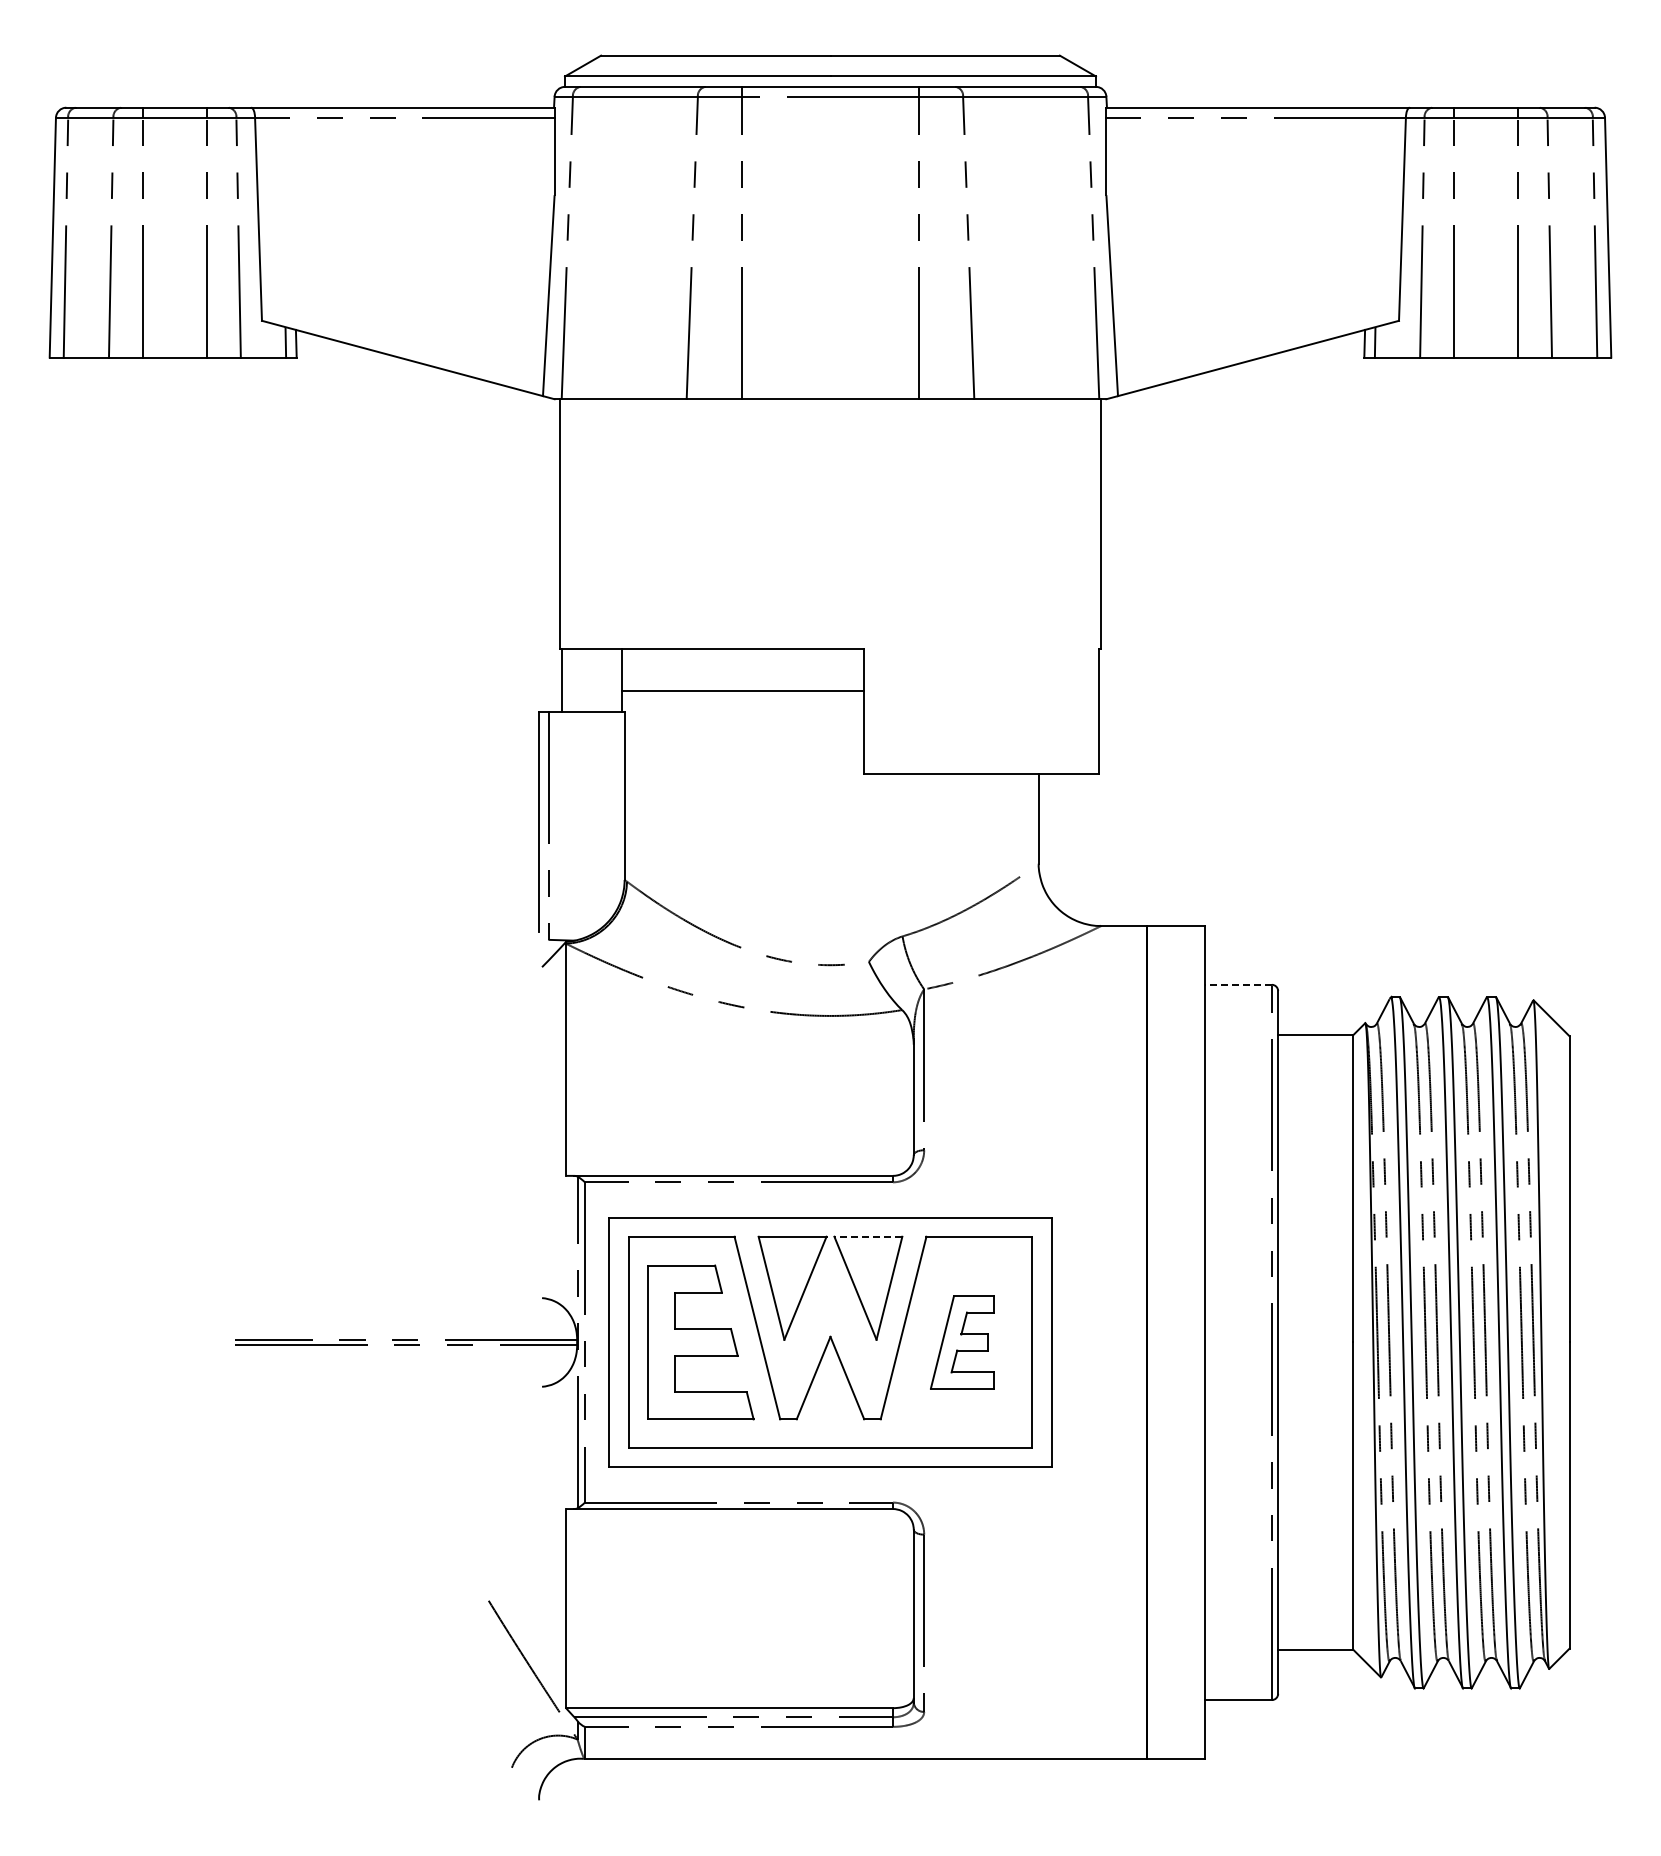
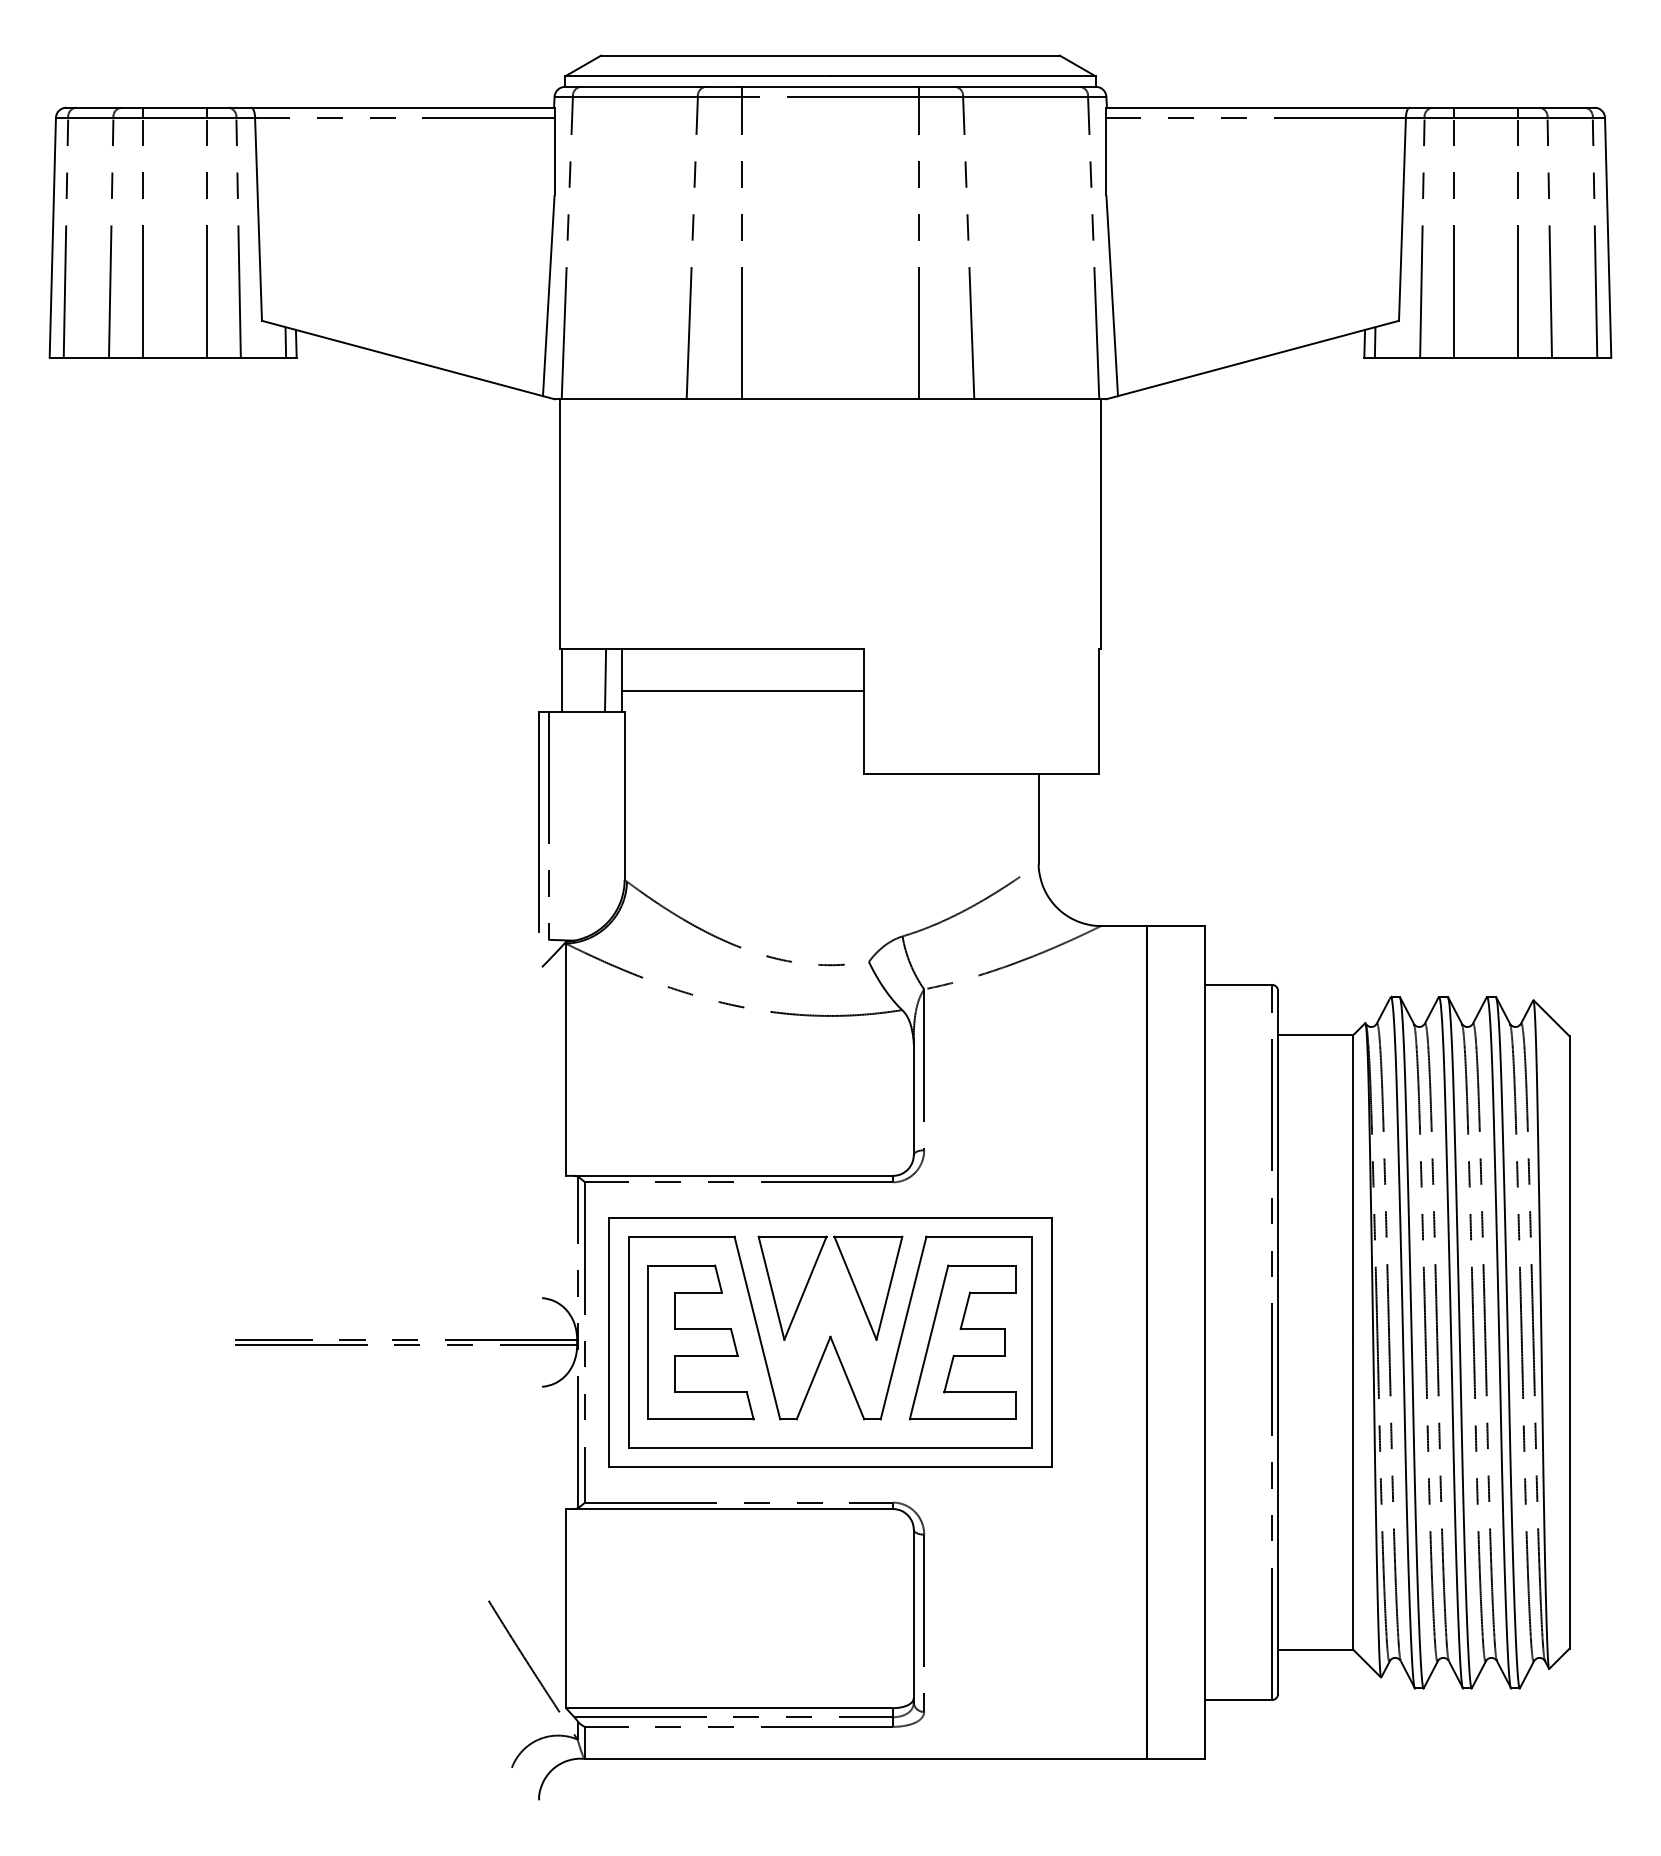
line: none -> present (605, 680)
line: dashed -> solid (1238, 984)
line: dashed -> solid (868, 1236)
part size: 65x95 px -> 109x157 px (962, 1342)
